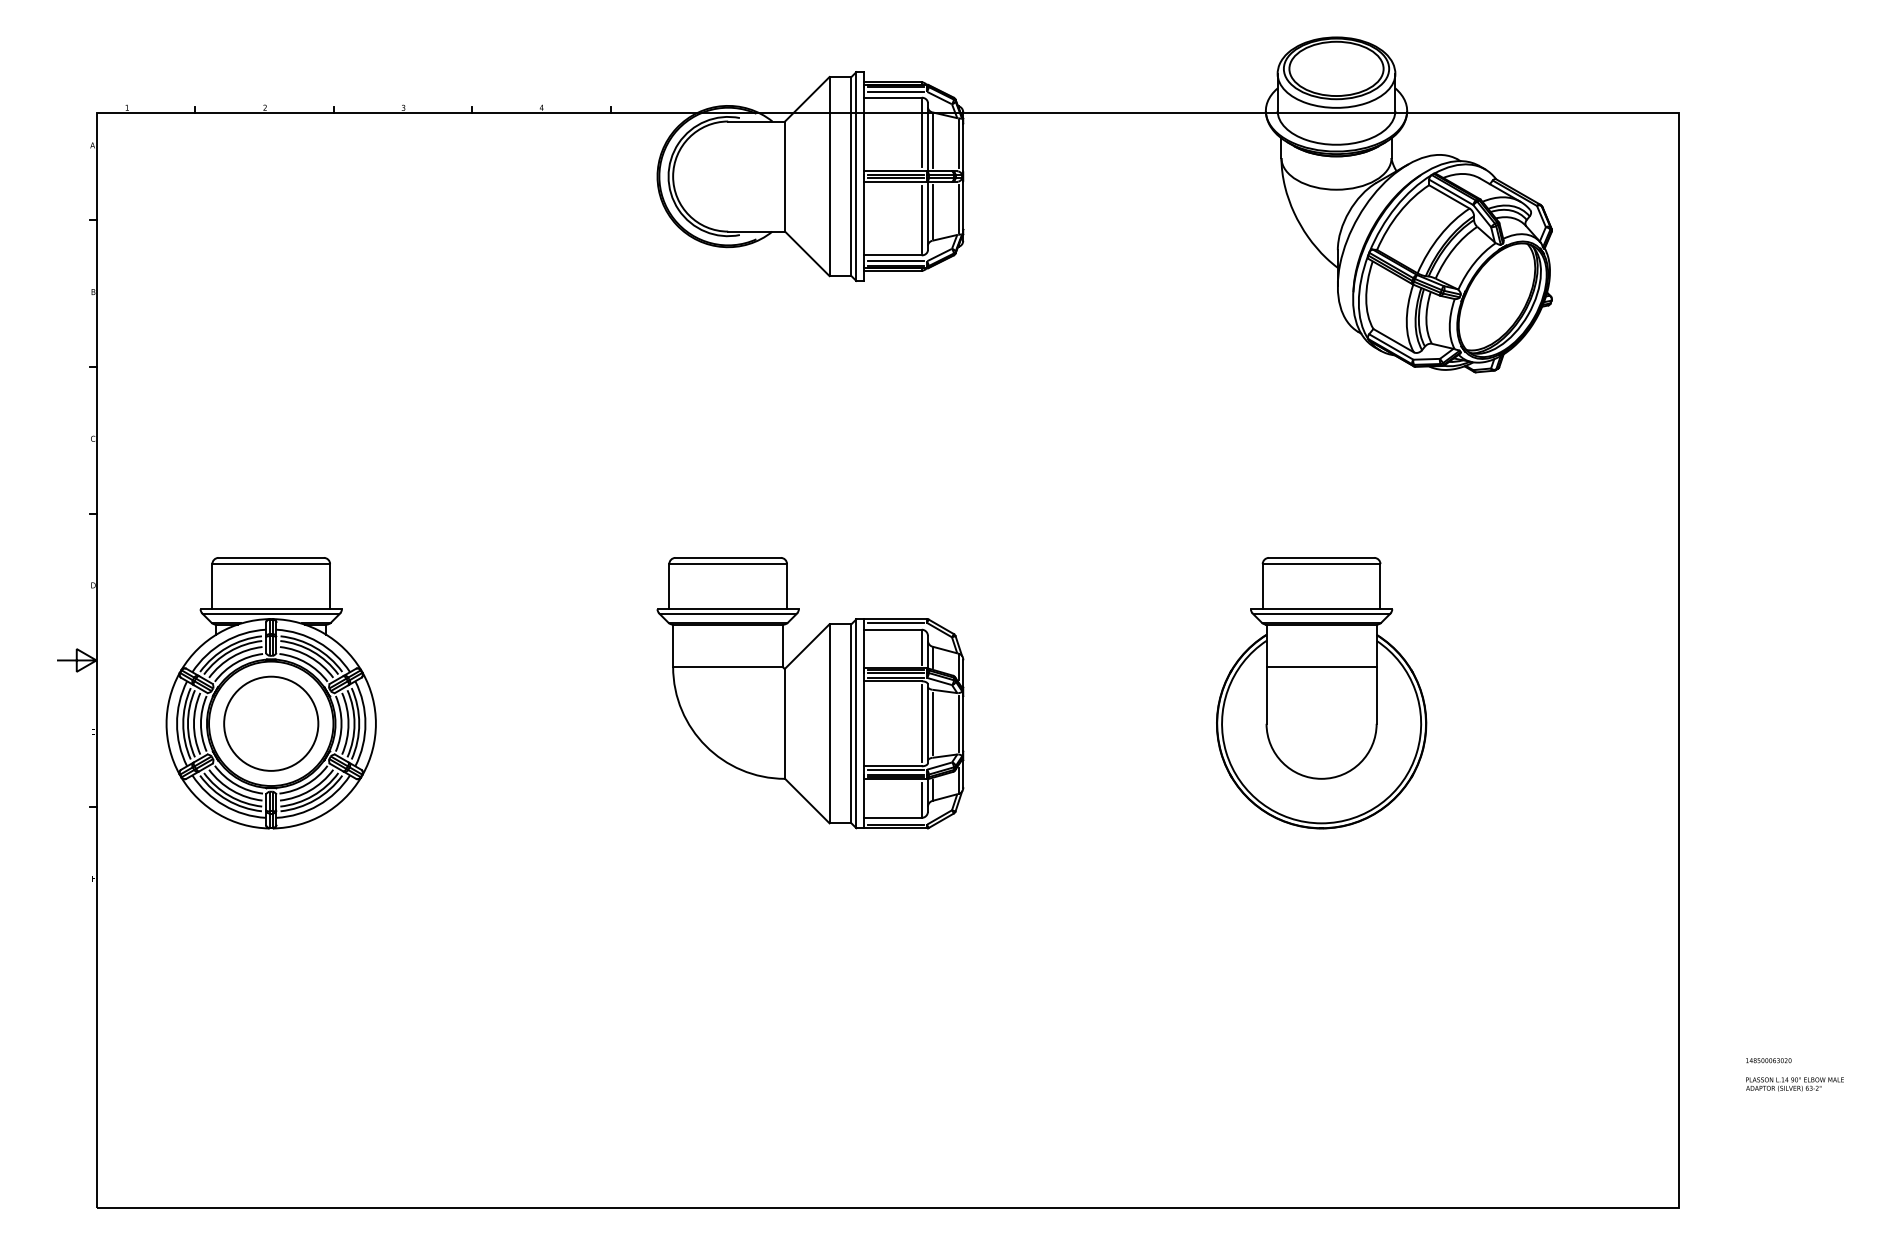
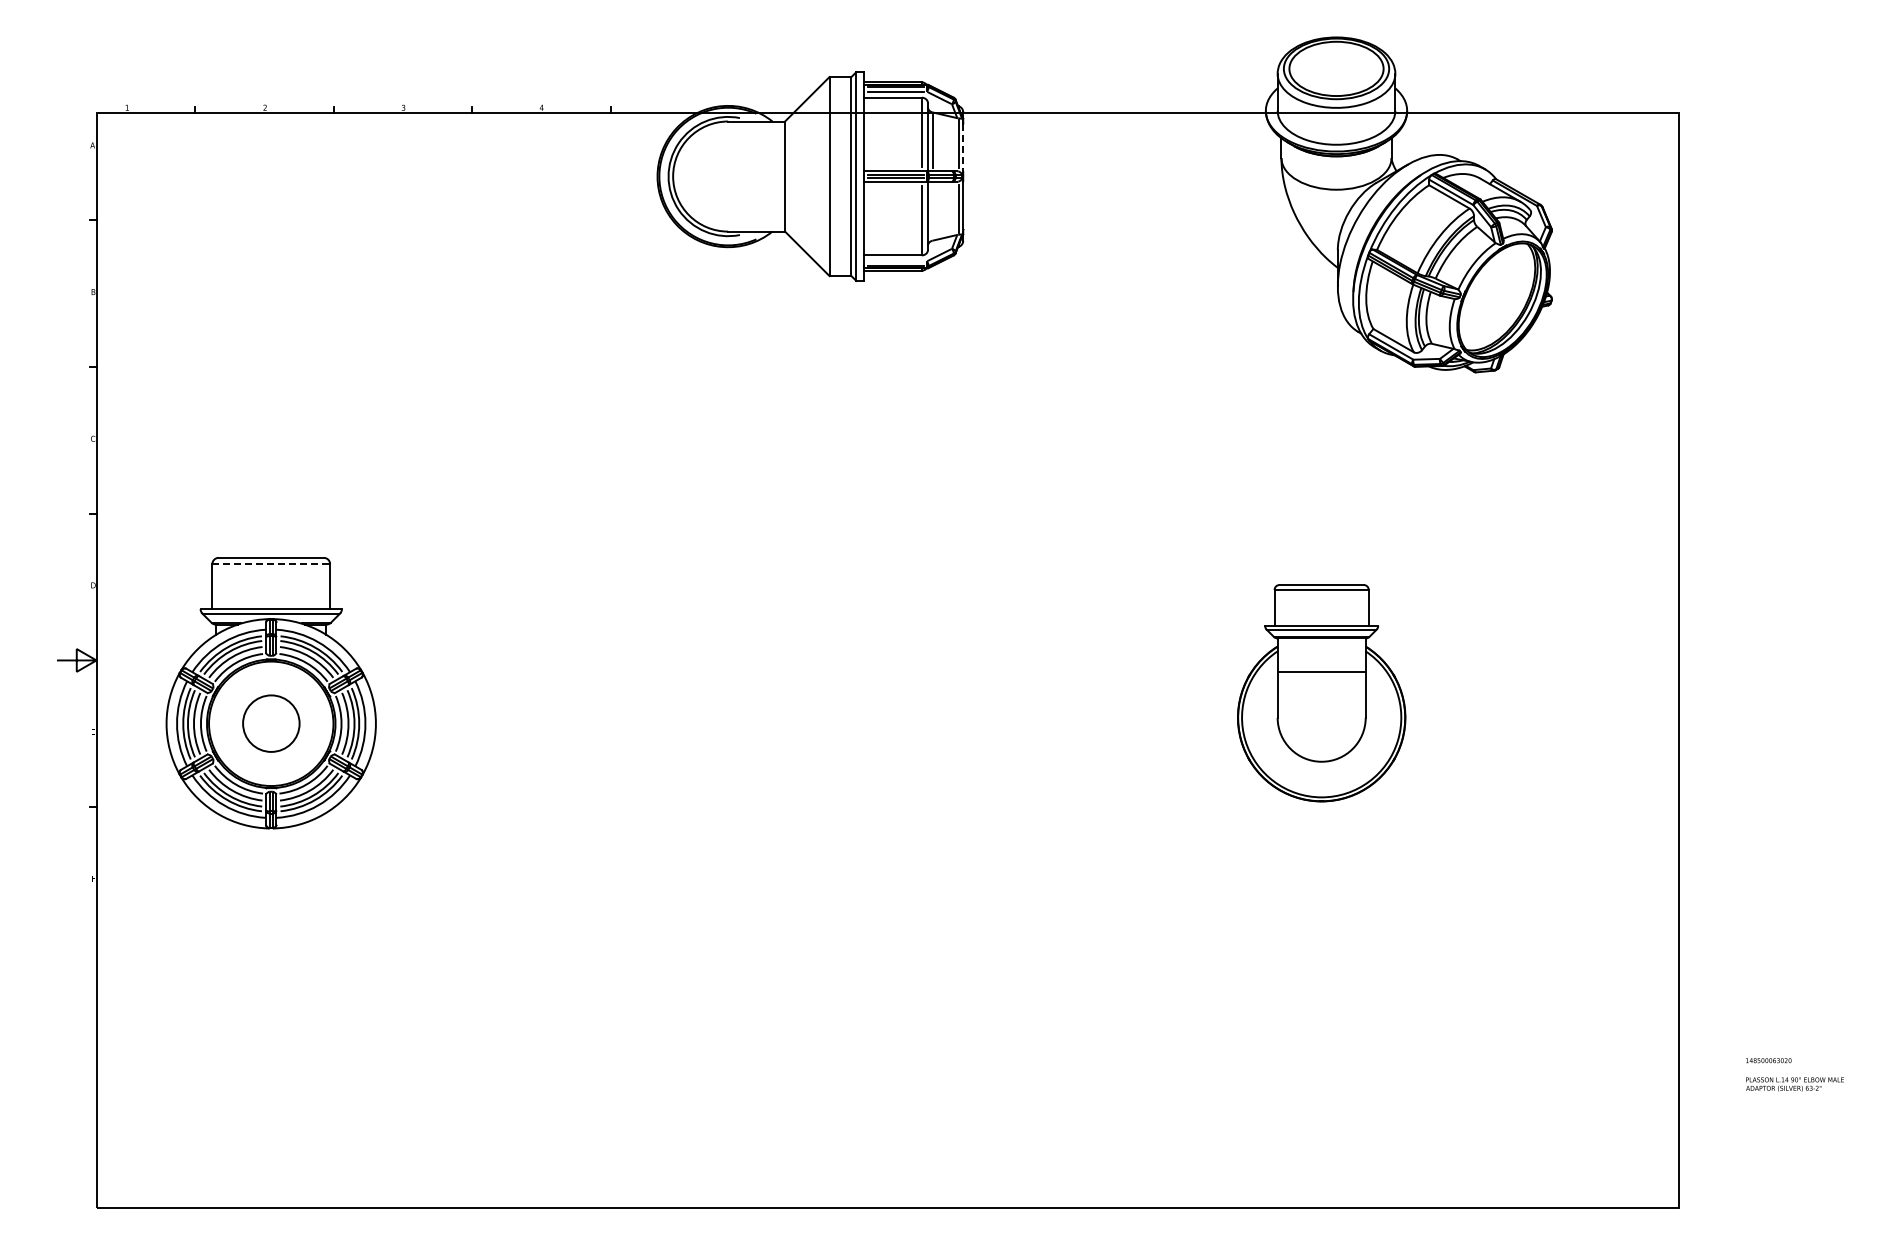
line: solid -> dashed (963, 147)
line: present -> none (932, 211)
line: present -> none (895, 261)
line: solid -> dashed (270, 564)
part: present -> none (810, 693)
part size: 212x273 px -> 170x219 px (1321, 693)
circle size: 97x97 px -> 59x59 px (271, 723)
